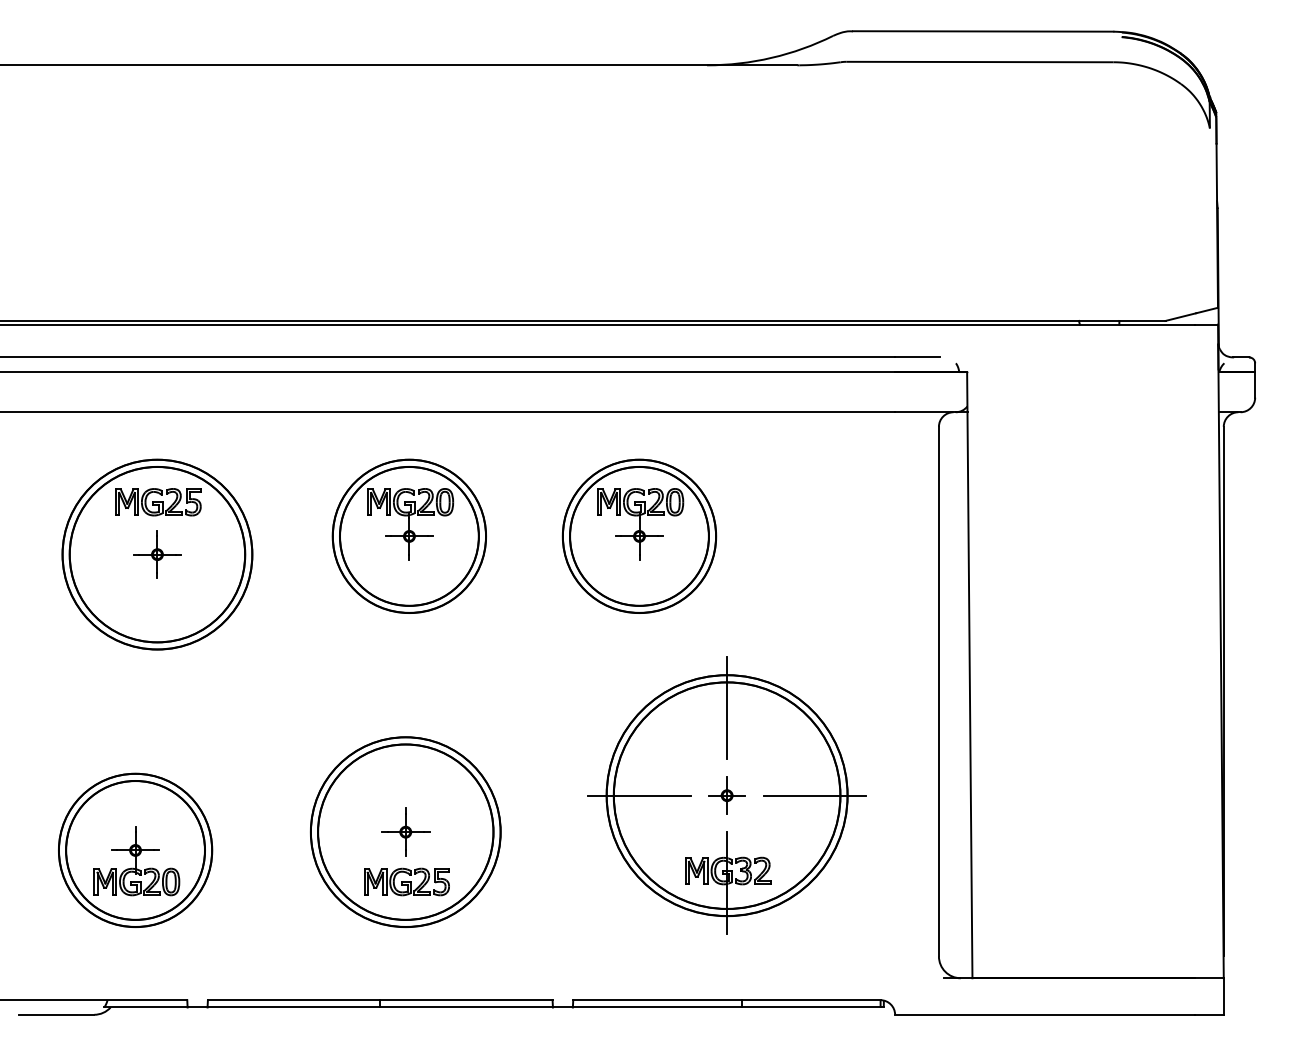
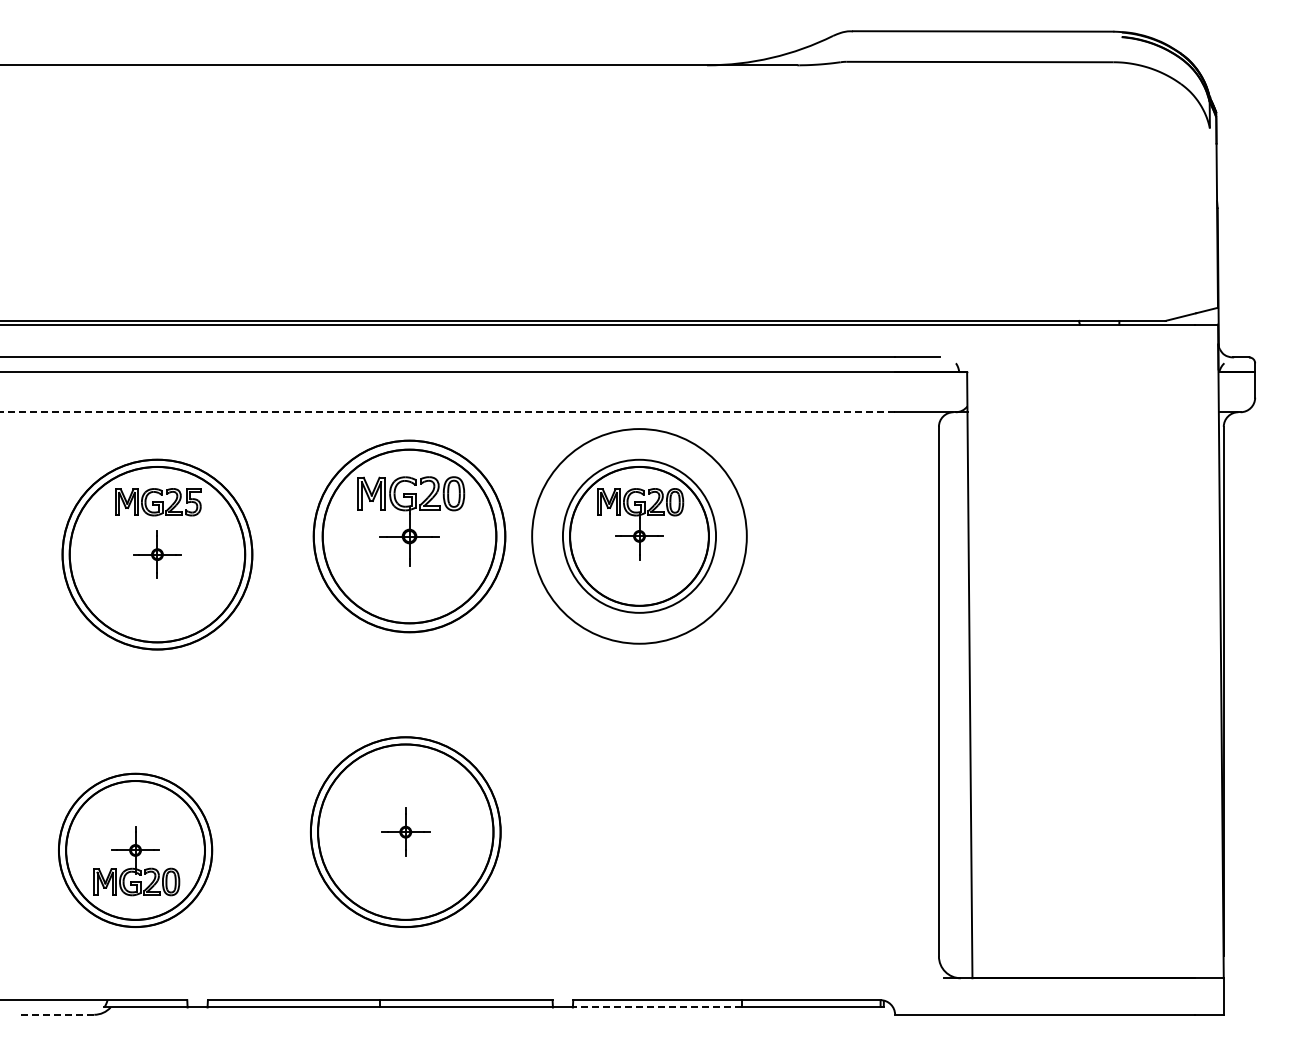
line: solid -> dashed (447, 412)
part size: 156x156 px -> 195x195 px (409, 536)
circle diameter: 153 px -> 215 px (639, 536)
part: present -> none (726, 795)
part: present -> none (406, 881)
line: solid -> dashed (656, 1007)
line: solid -> dashed (56, 1014)
